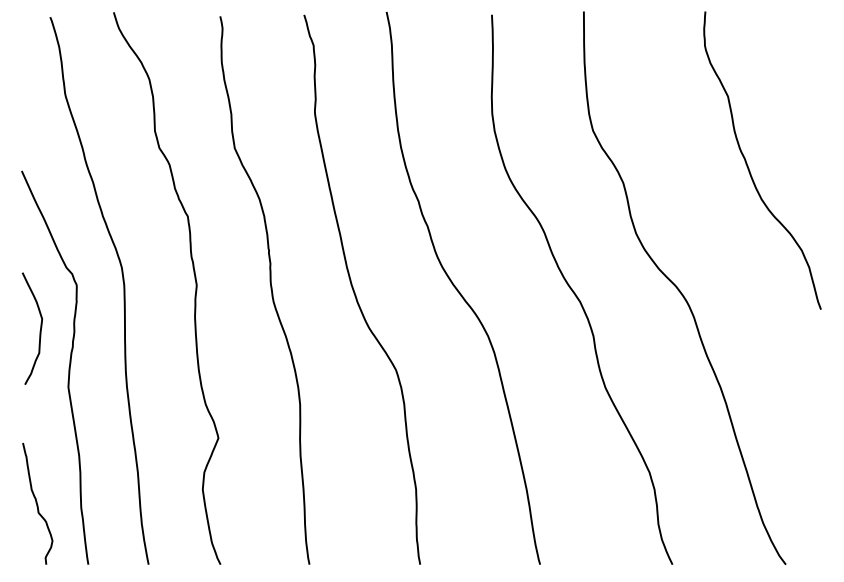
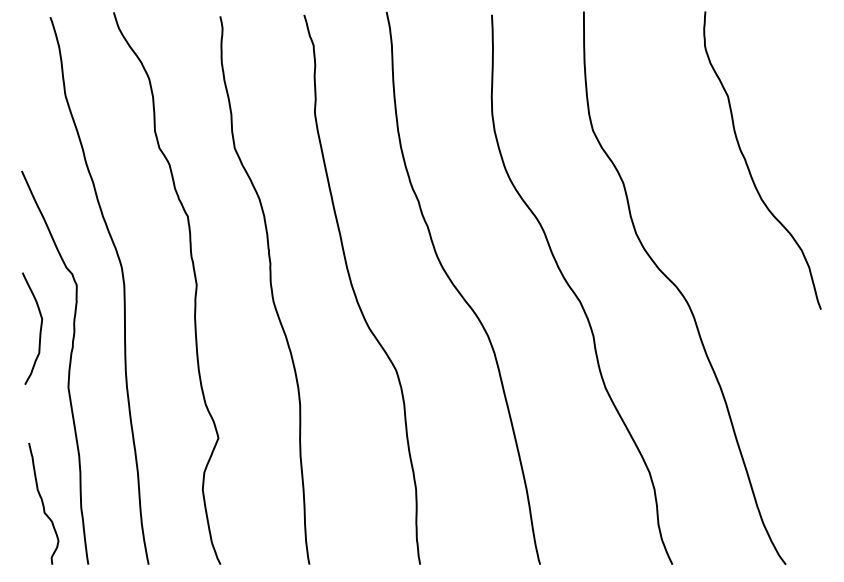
curve position: (37, 503) -> (43, 503) (43, 503)
